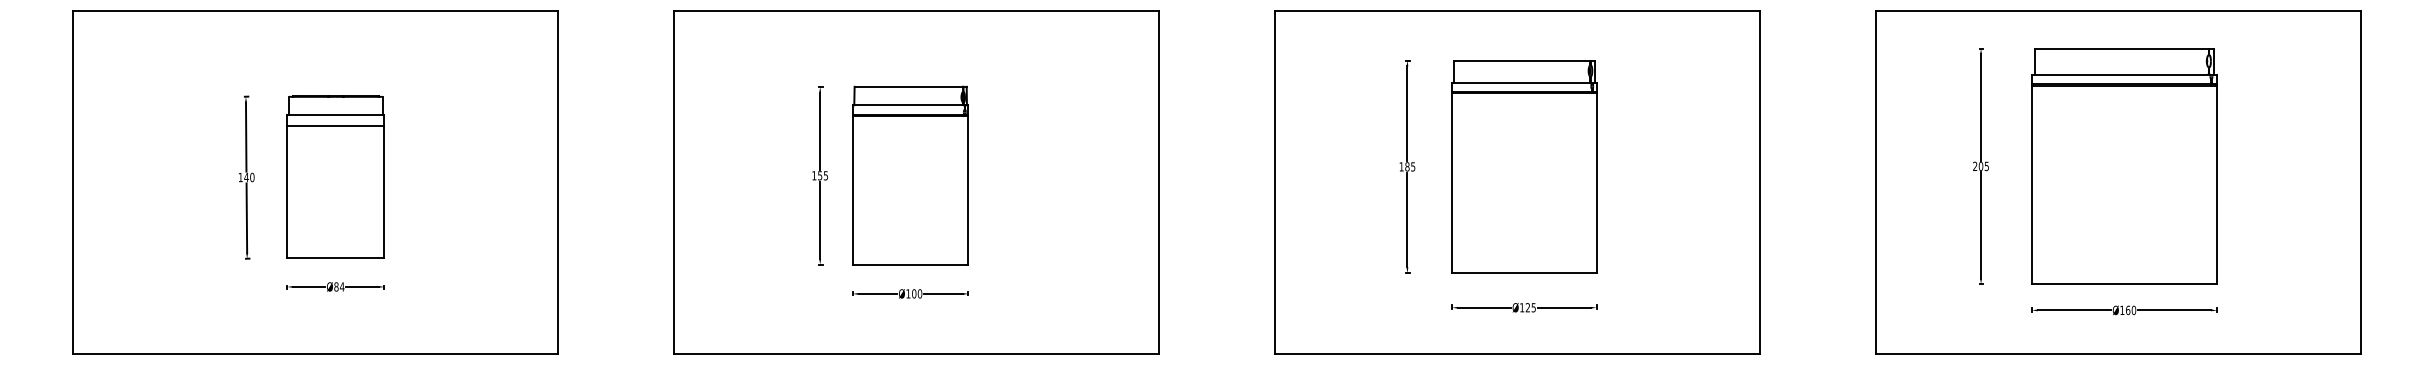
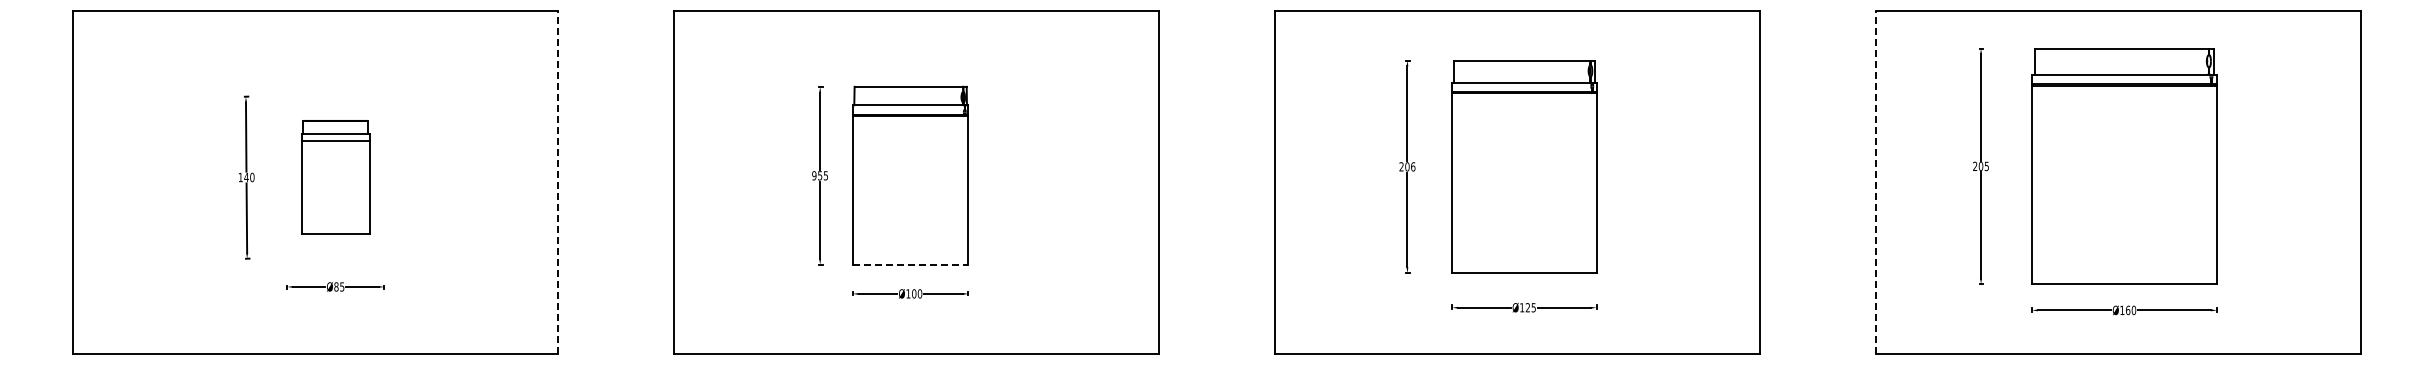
text: 185 -> 206 (1407, 166)
text: 155 -> 955 (814, 175)
part size: 99x164 px -> 70x115 px (335, 177)
line: solid -> dashed (558, 182)
line: solid -> dashed (1875, 182)
line: solid -> dashed (910, 264)
text: Ø84 -> Ø85 (341, 286)
